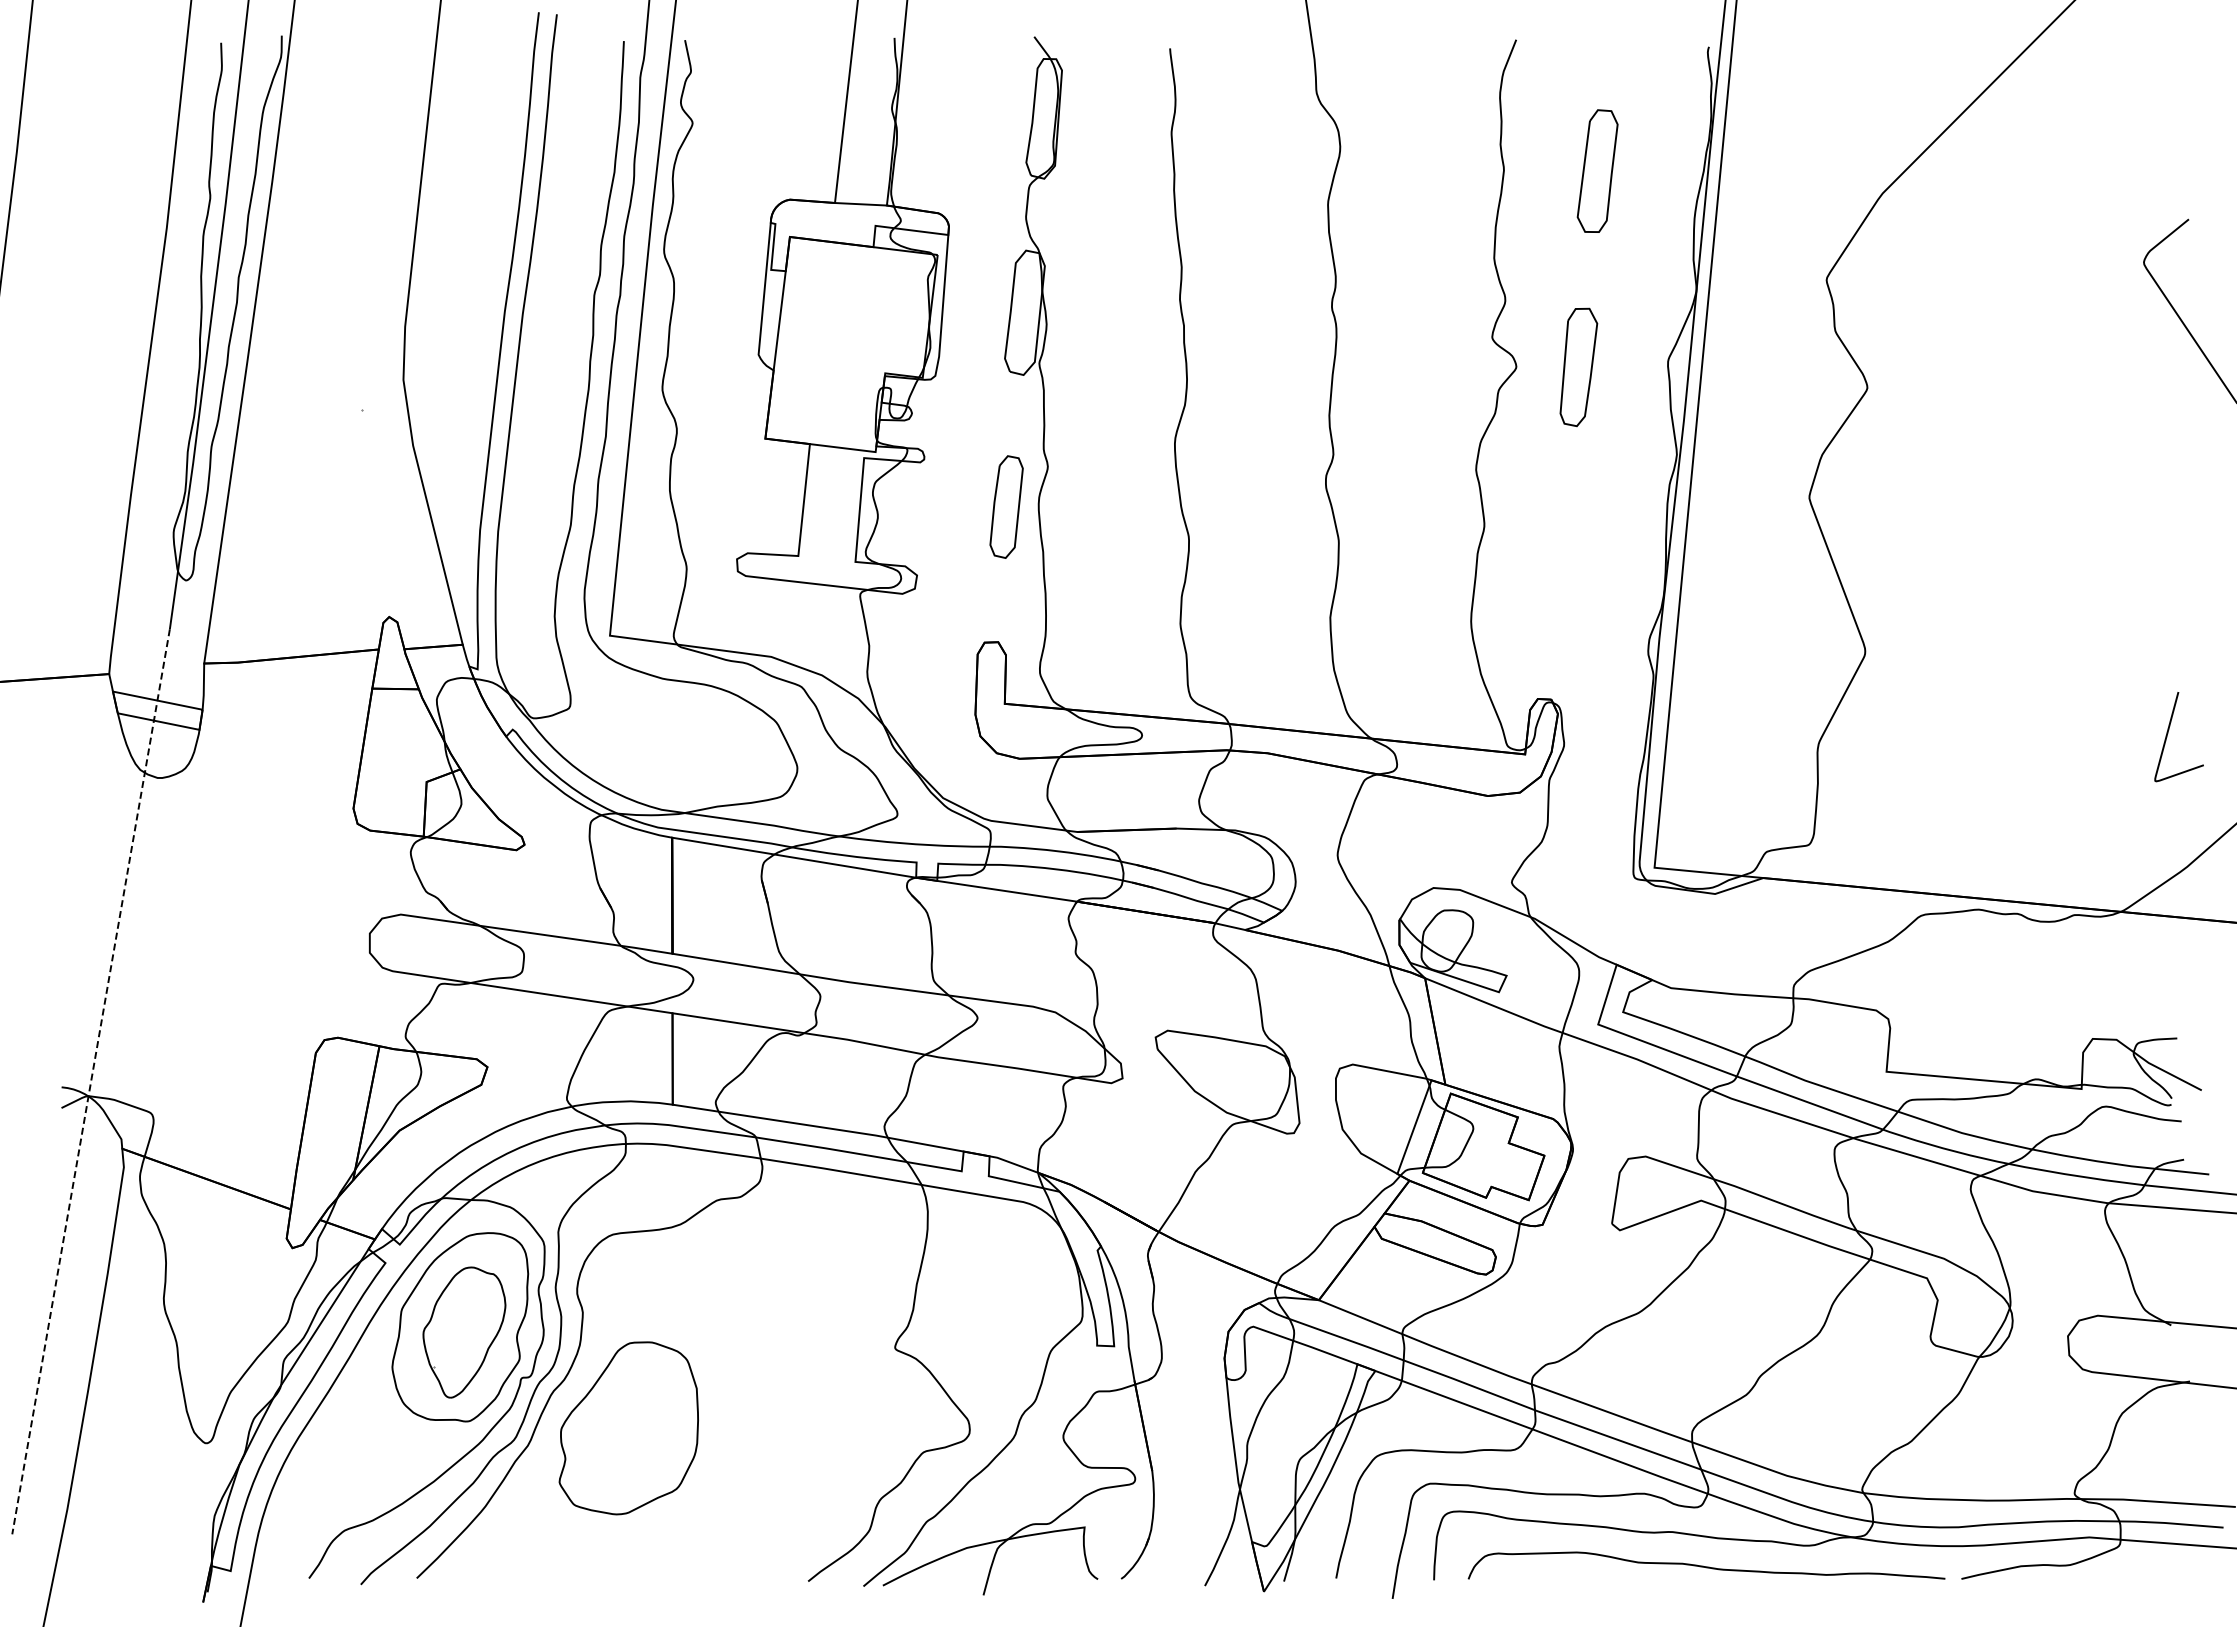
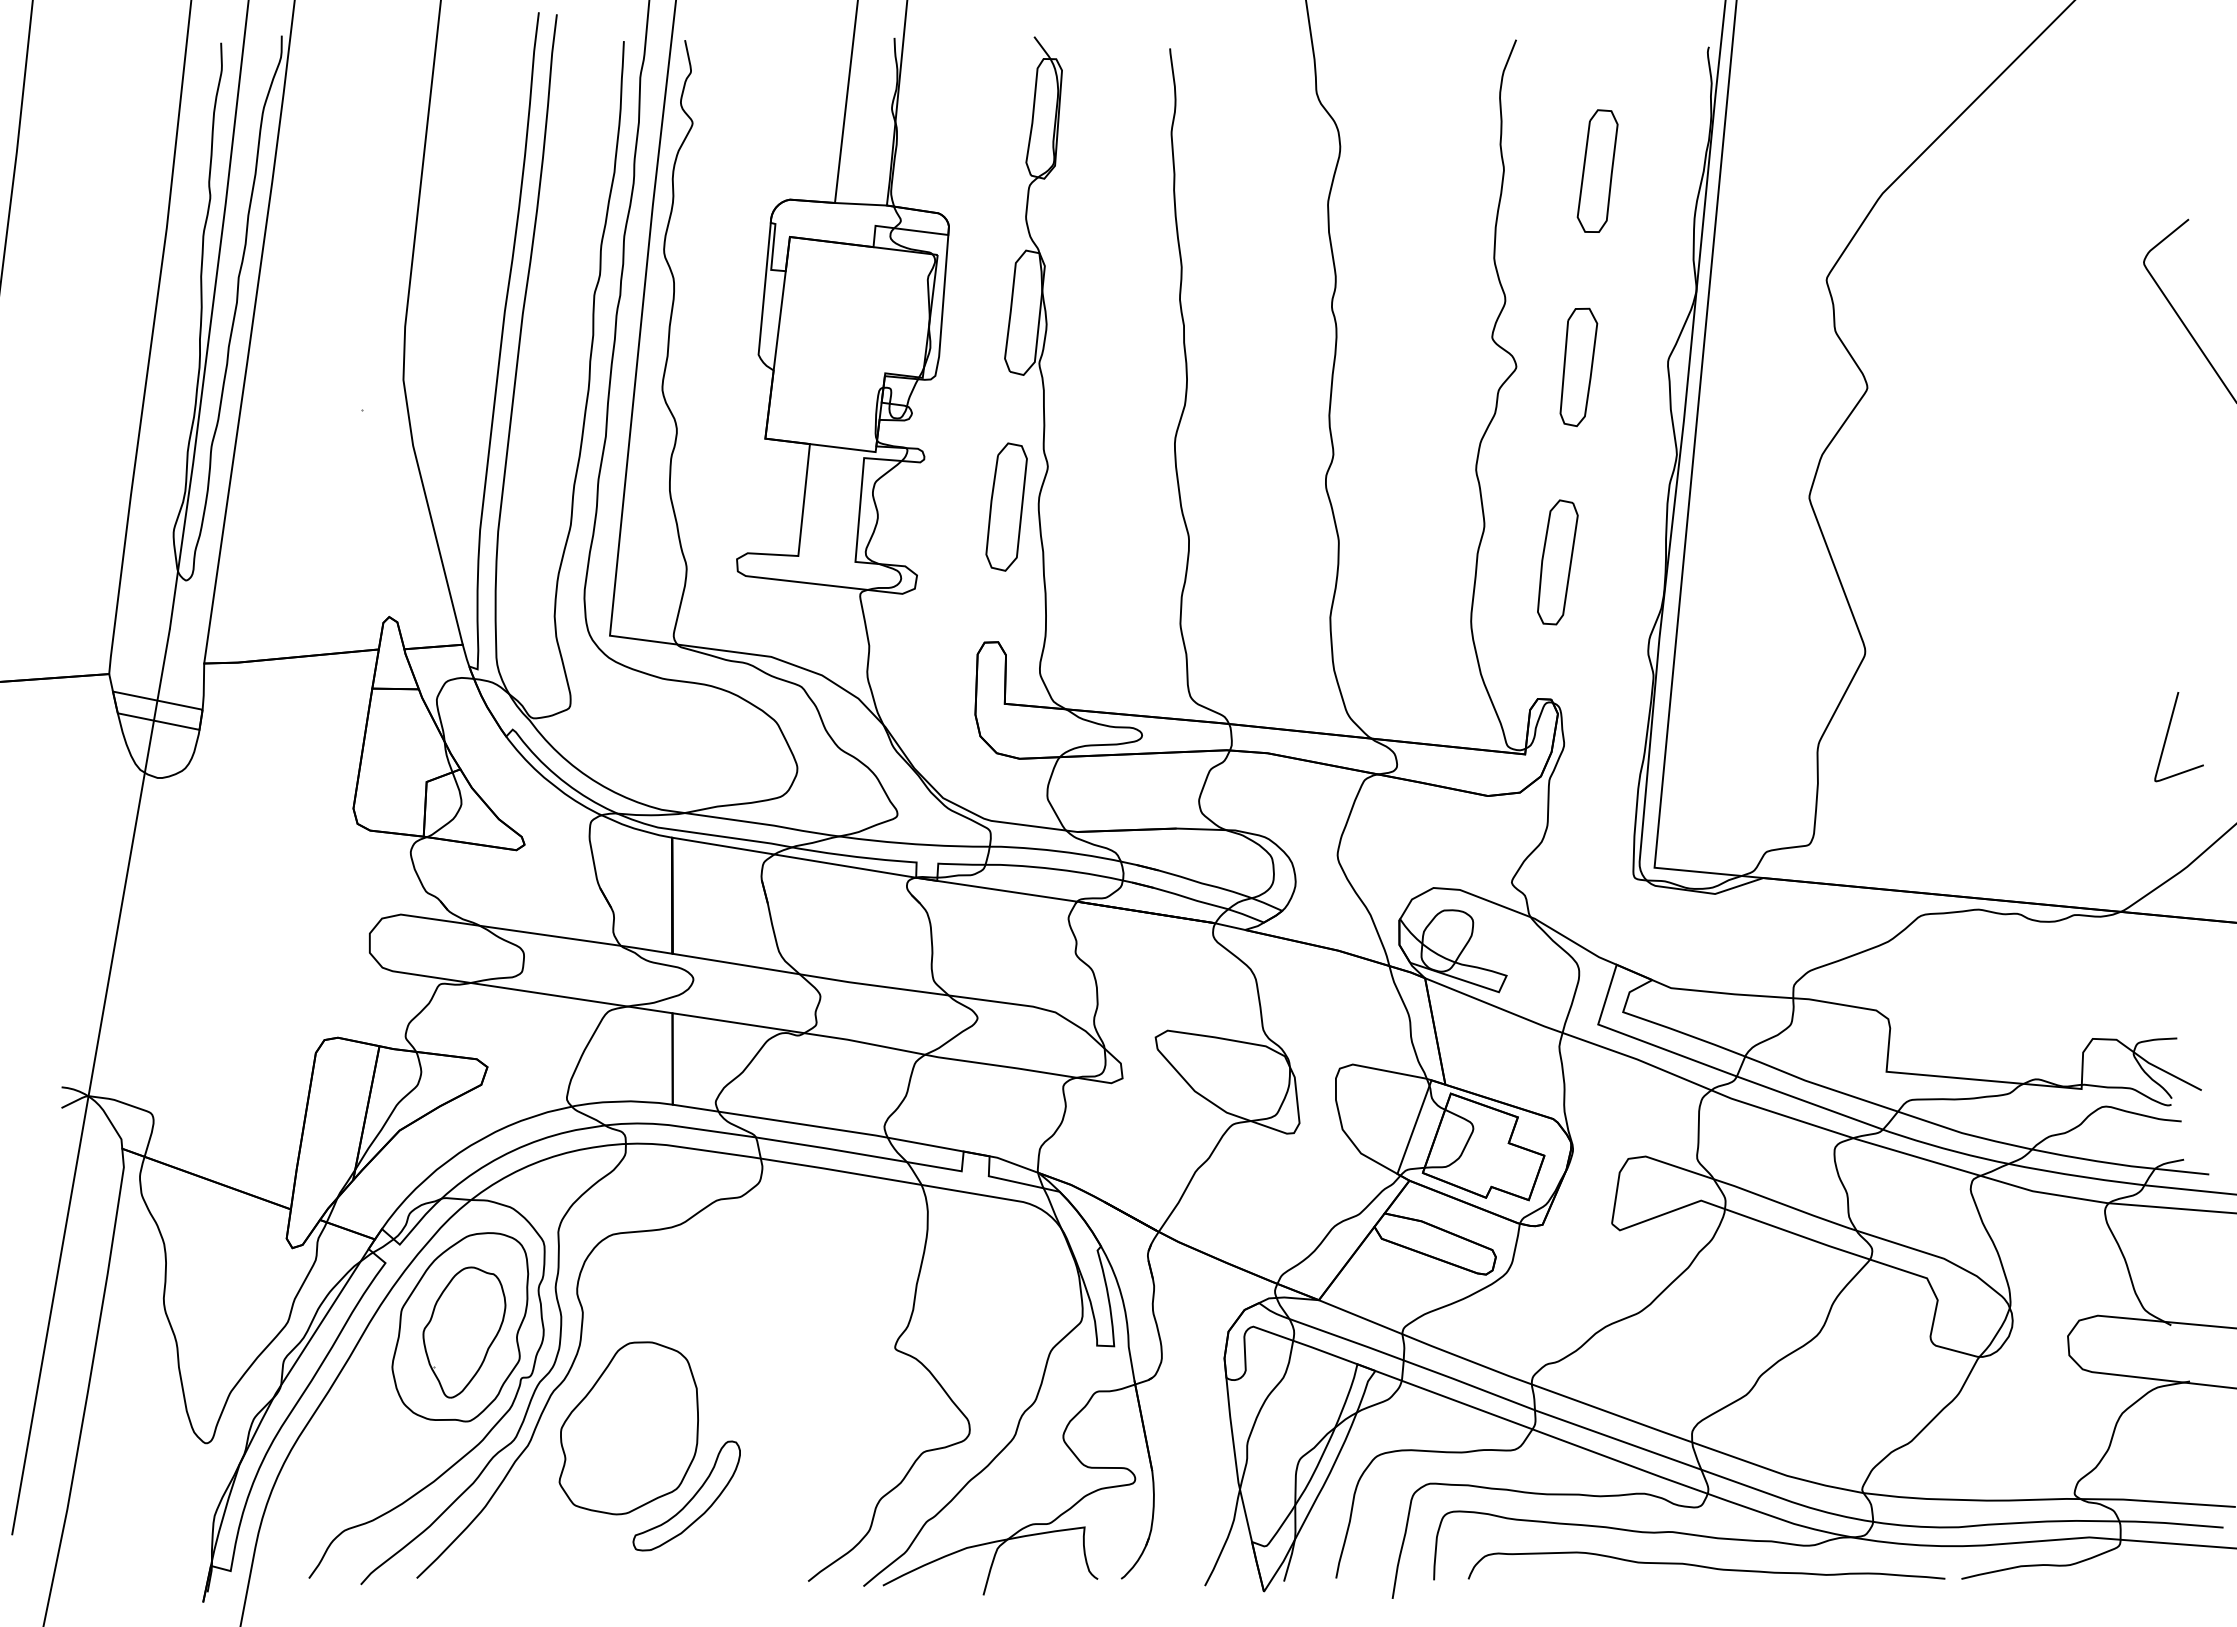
part size: 35x104 px -> 43x130 px (1006, 506)
part: none -> present (1557, 562)
line: dashed -> solid (90, 1082)
part: none -> present (686, 1495)
